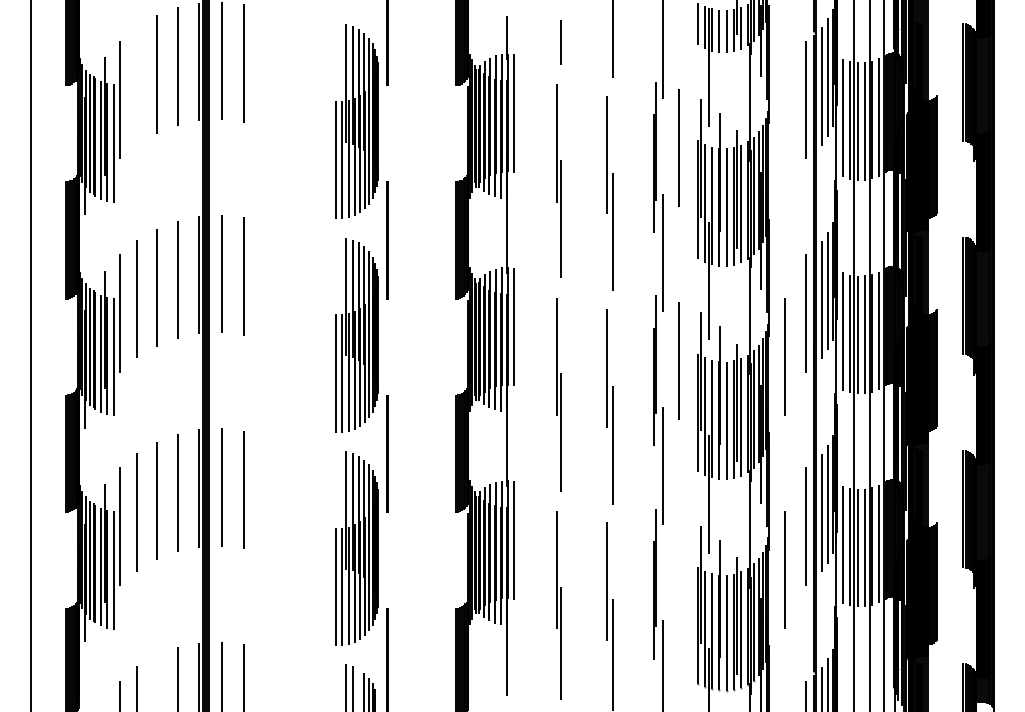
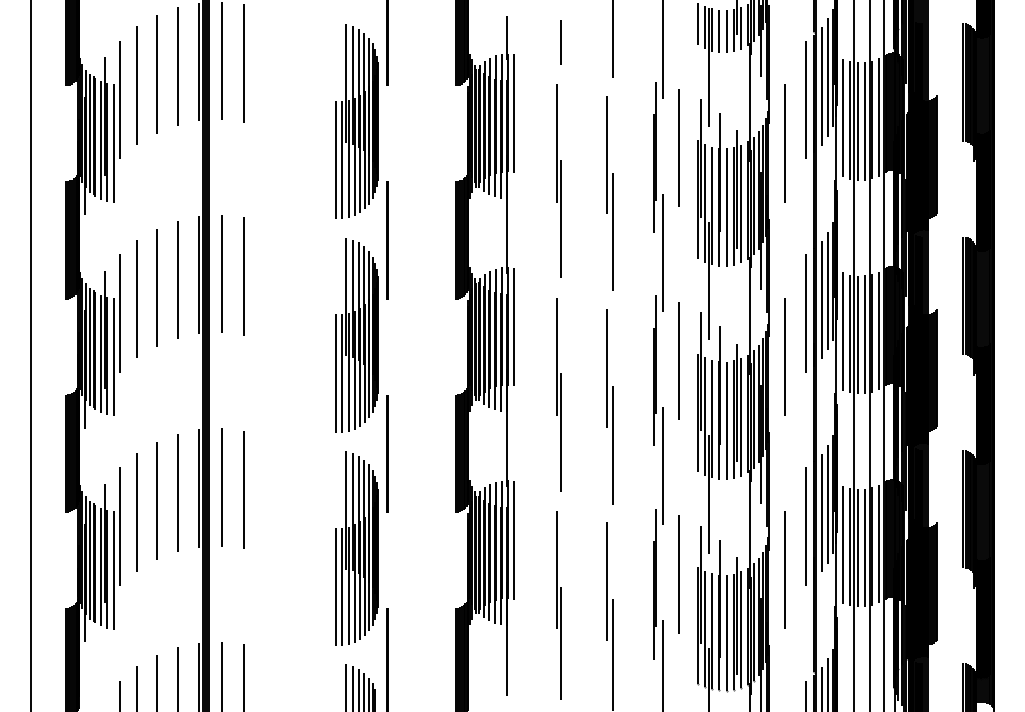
line: none -> present (136, 85)
line: none -> present (784, 143)
line: none -> present (679, 574)
line: none -> present (156, 681)
line: none -> present (358, 688)
